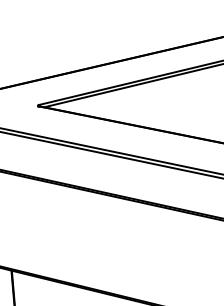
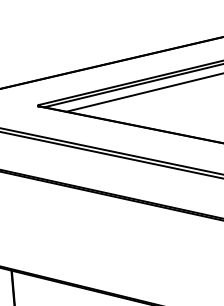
line: none -> present (143, 92)
